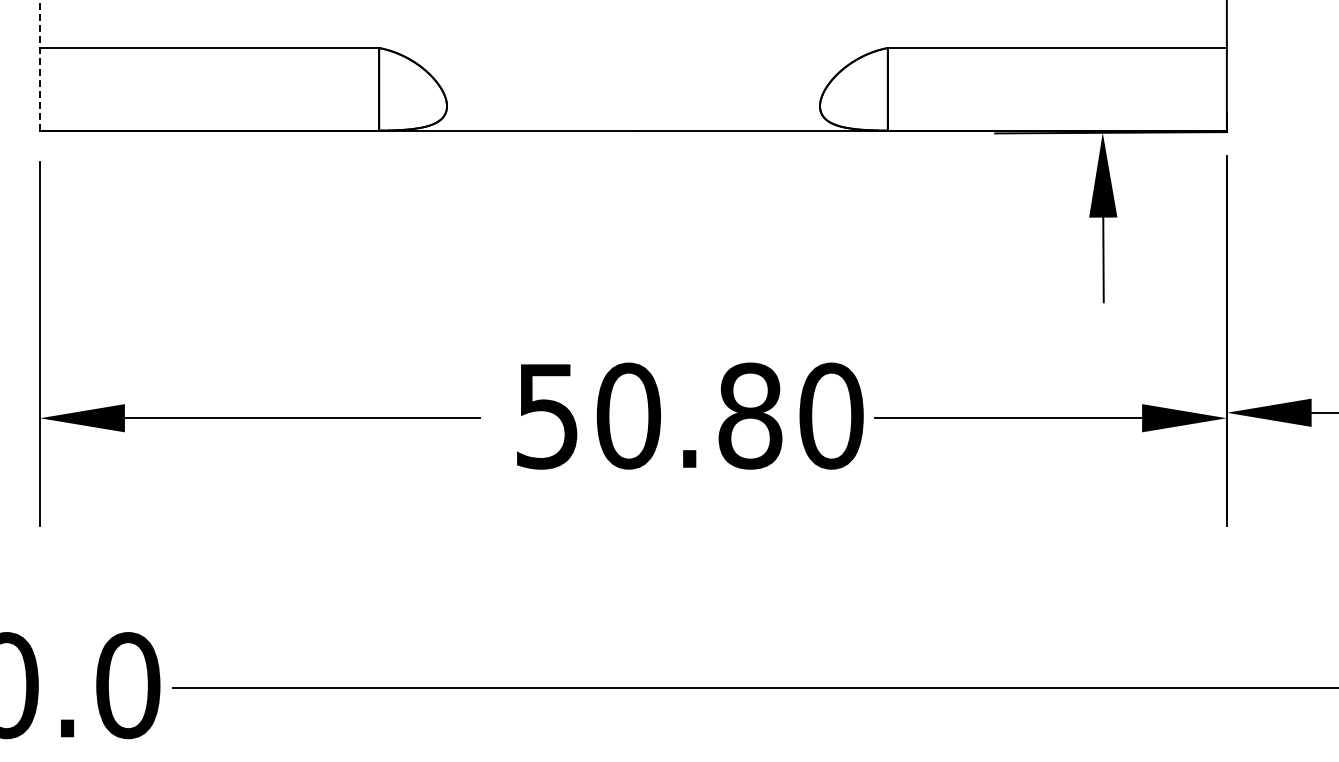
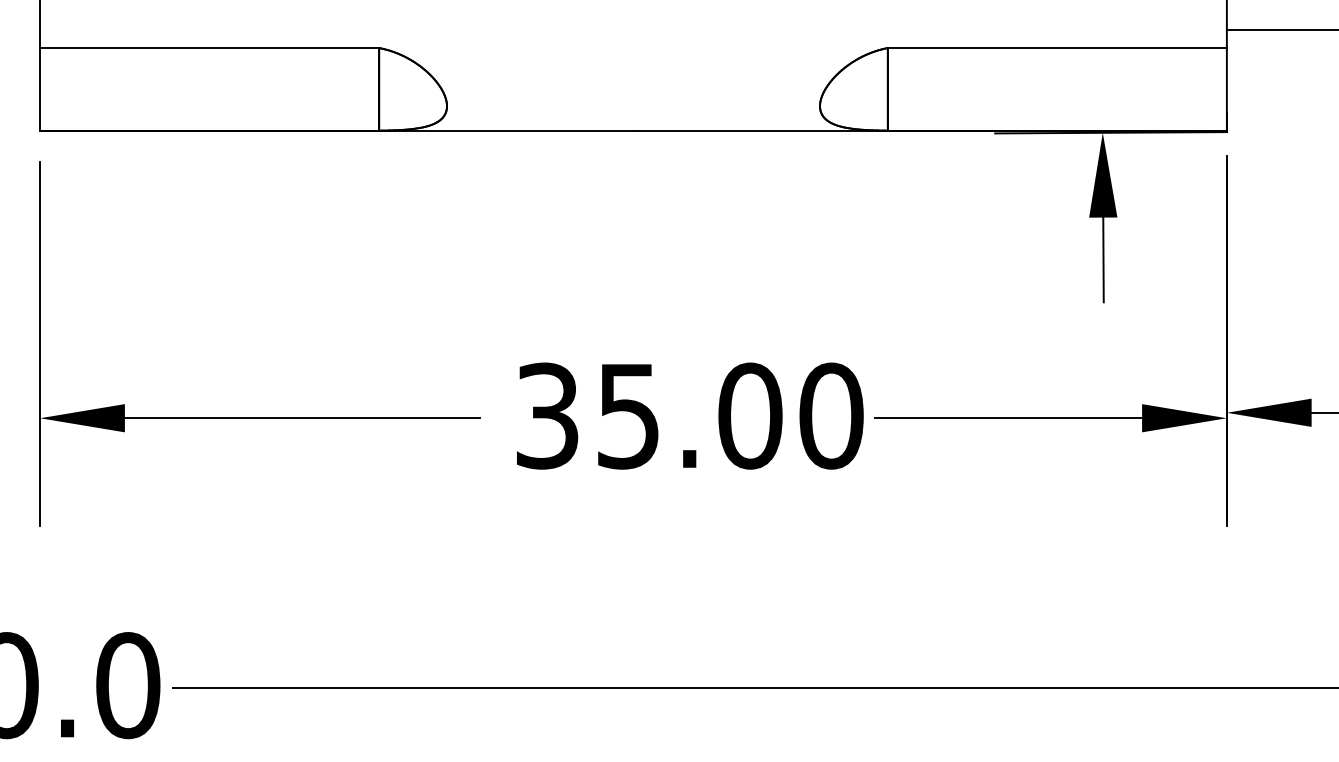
line: none -> present (1280, 30)
line: dashed -> solid (40, 65)
text: 50.80 -> 35.00 (649, 415)
